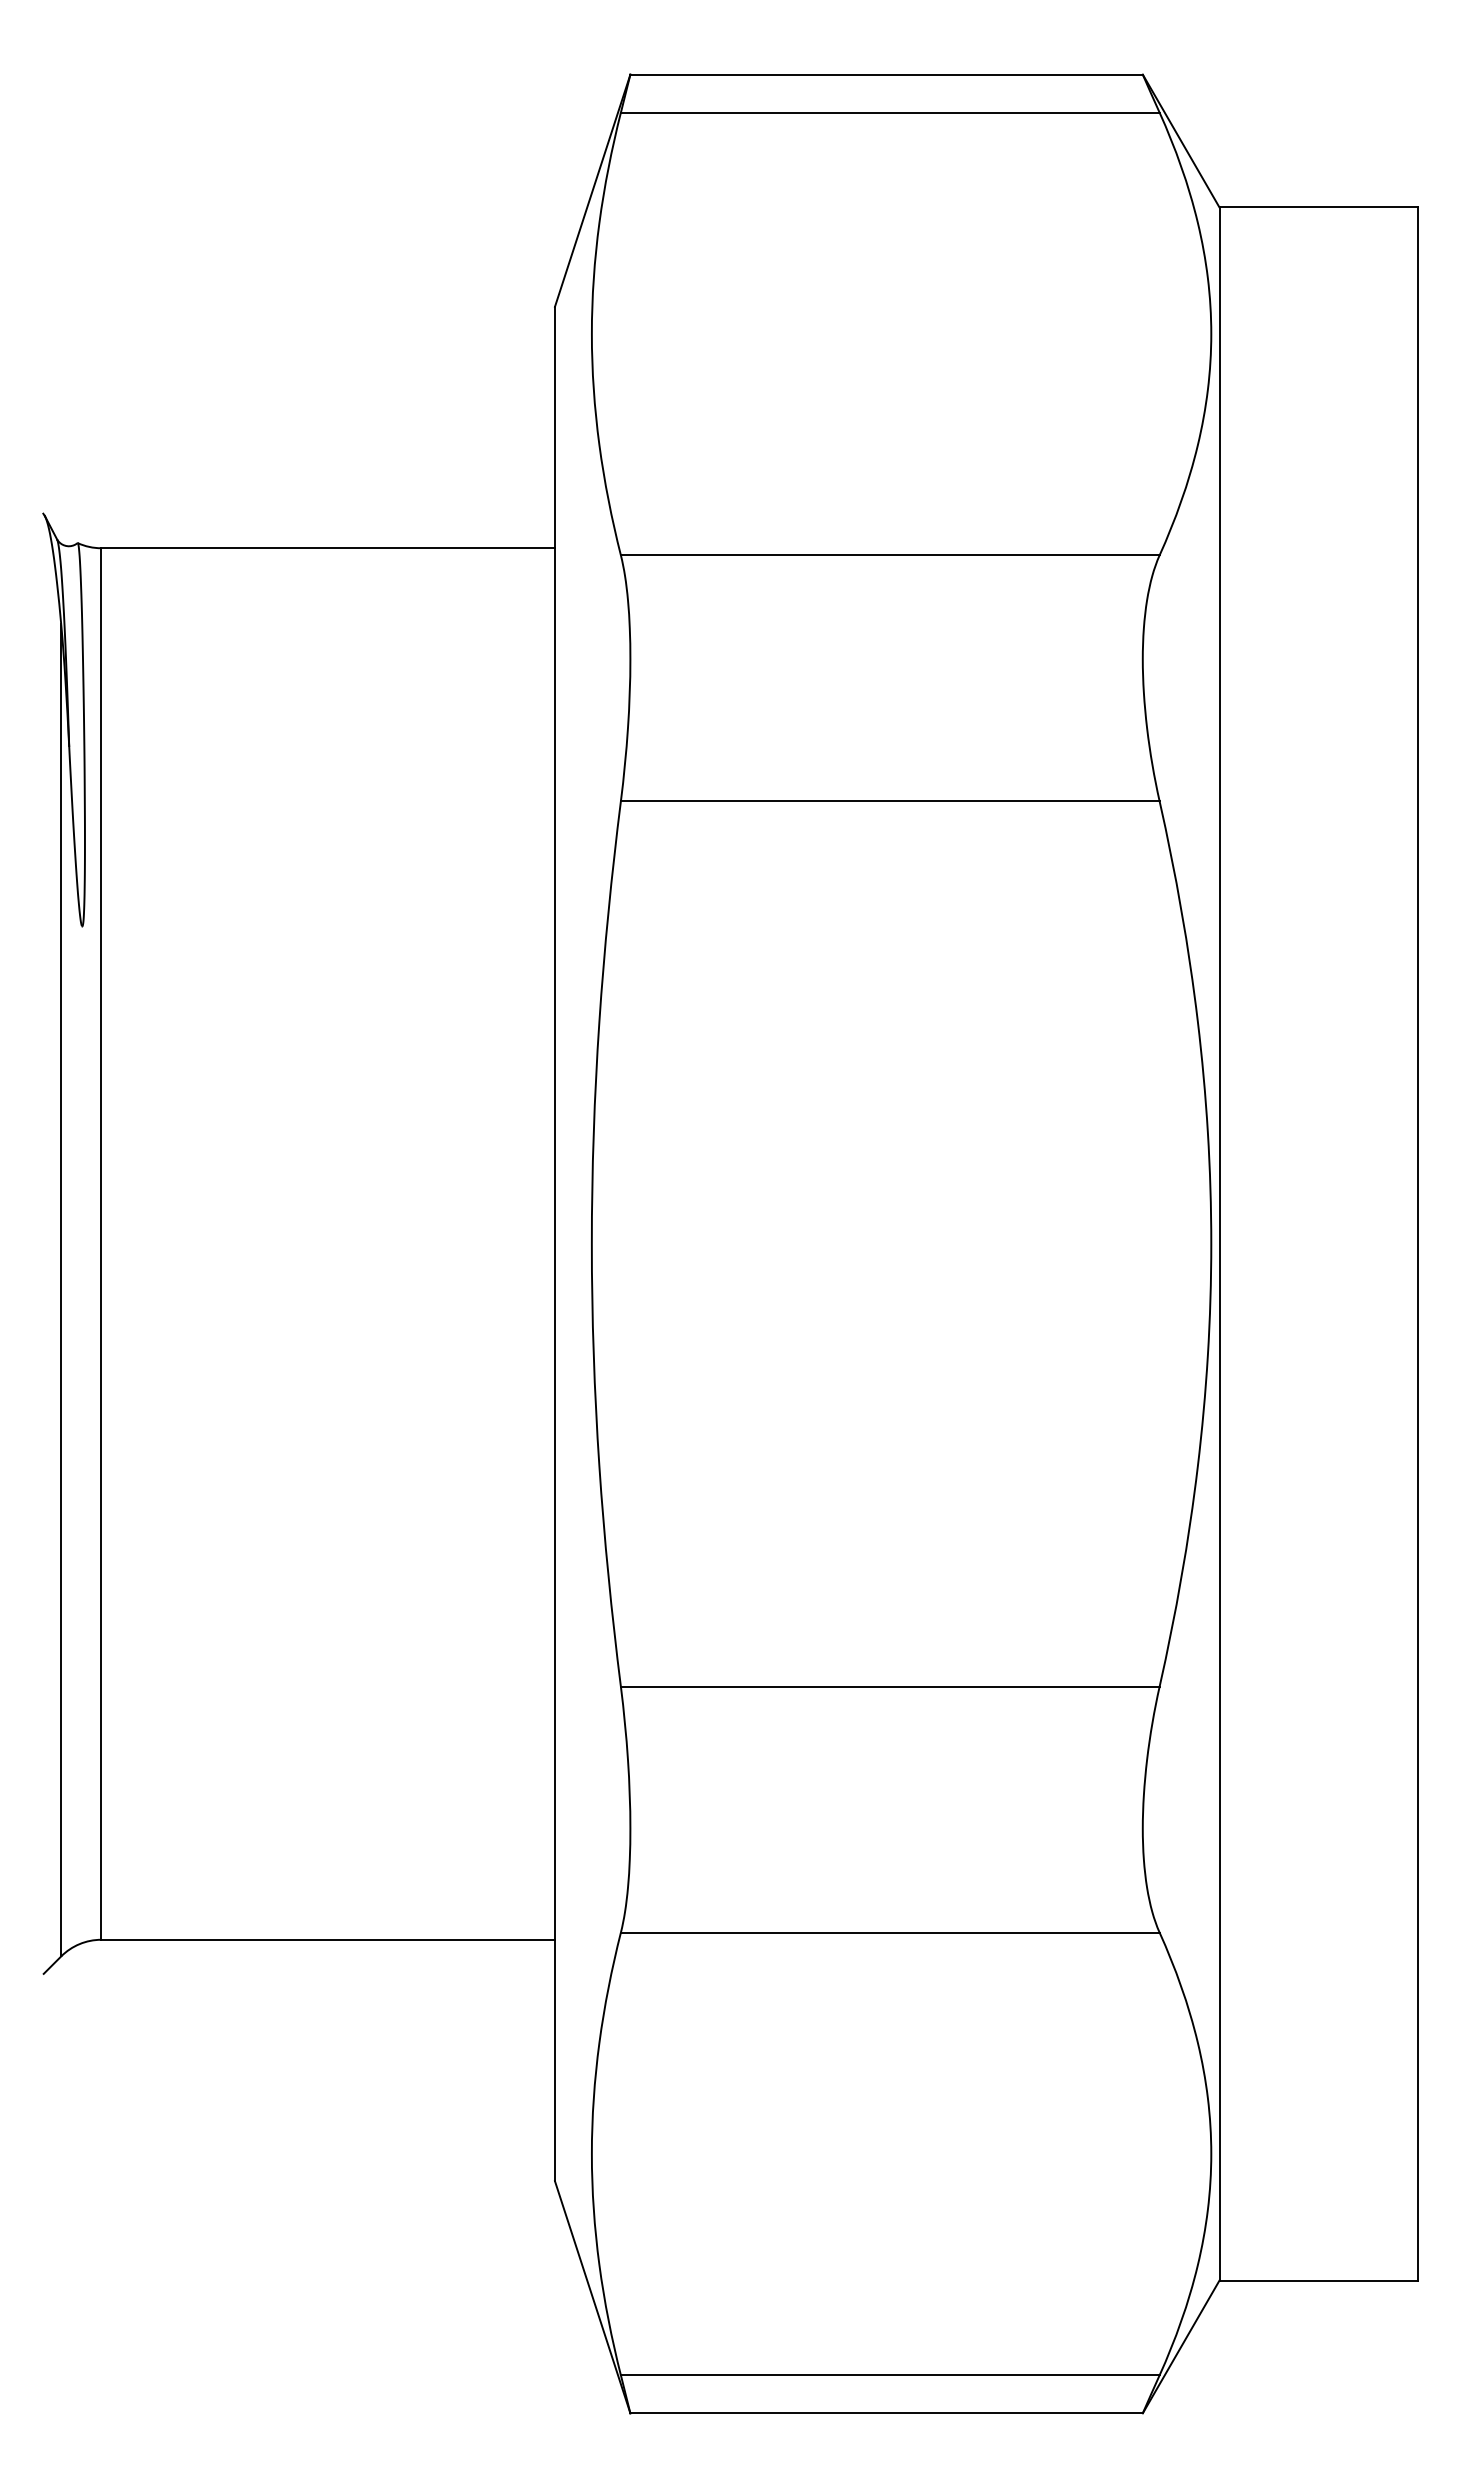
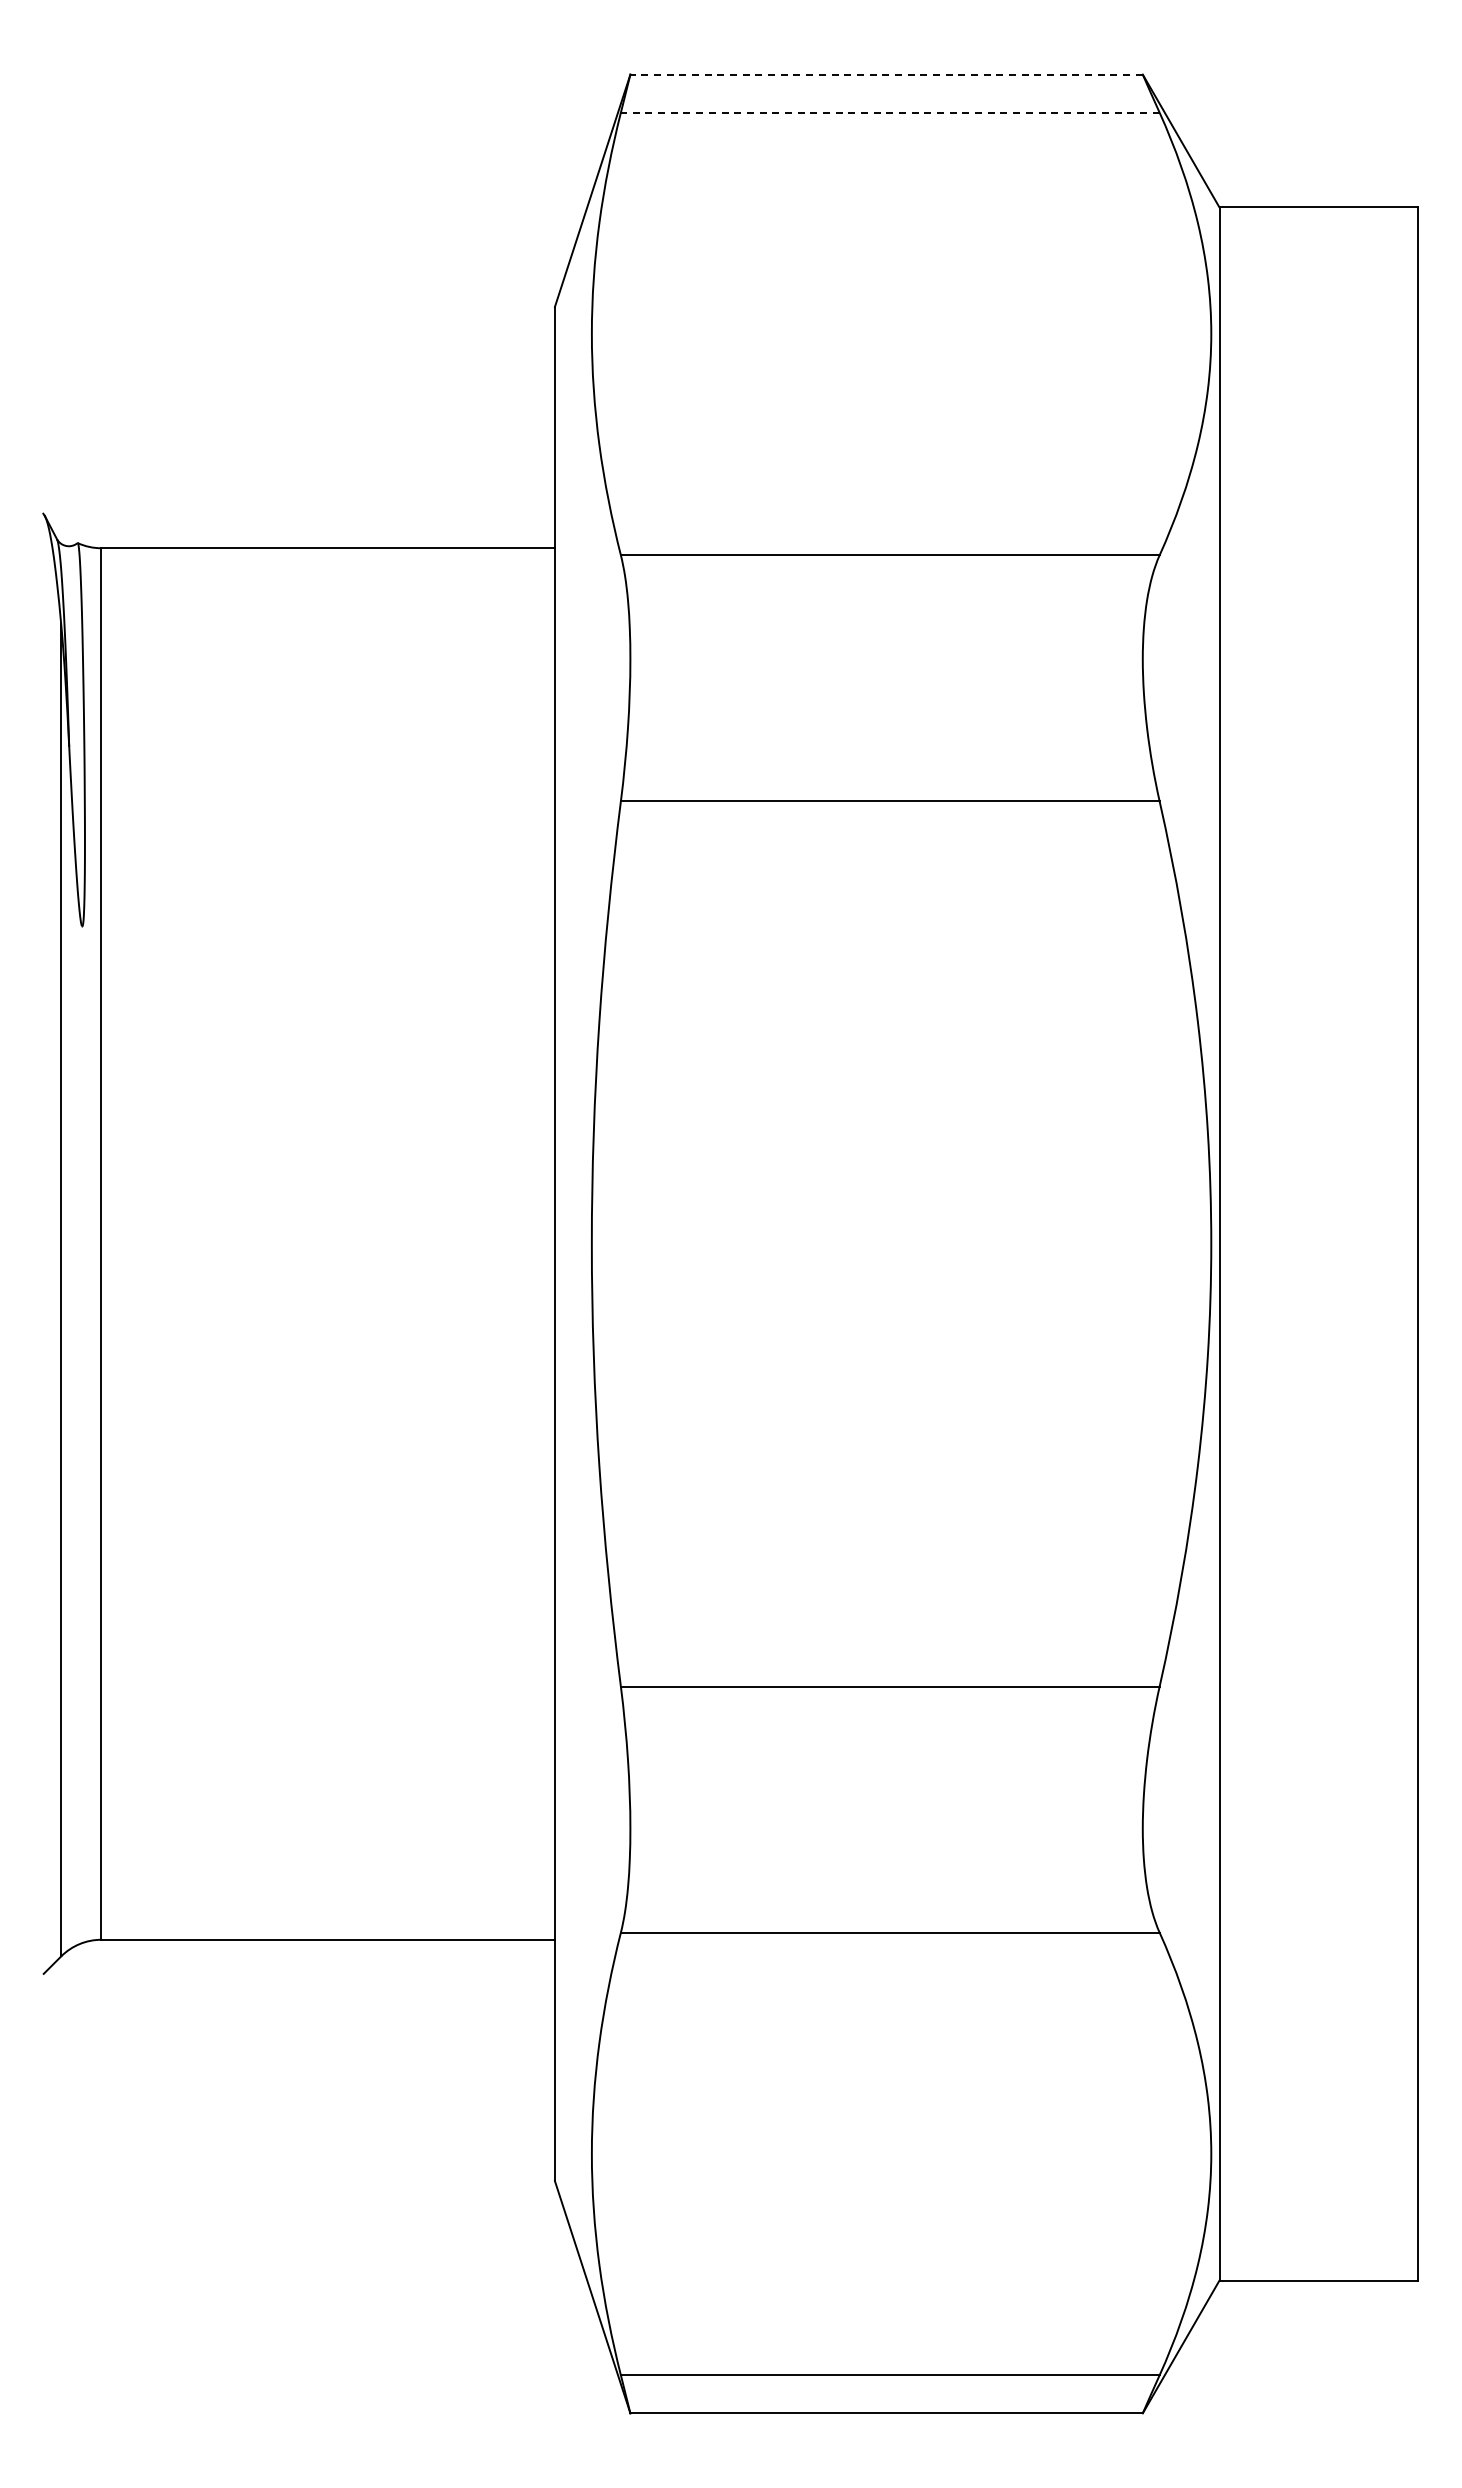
line: solid -> dashed (886, 74)
line: solid -> dashed (889, 112)
